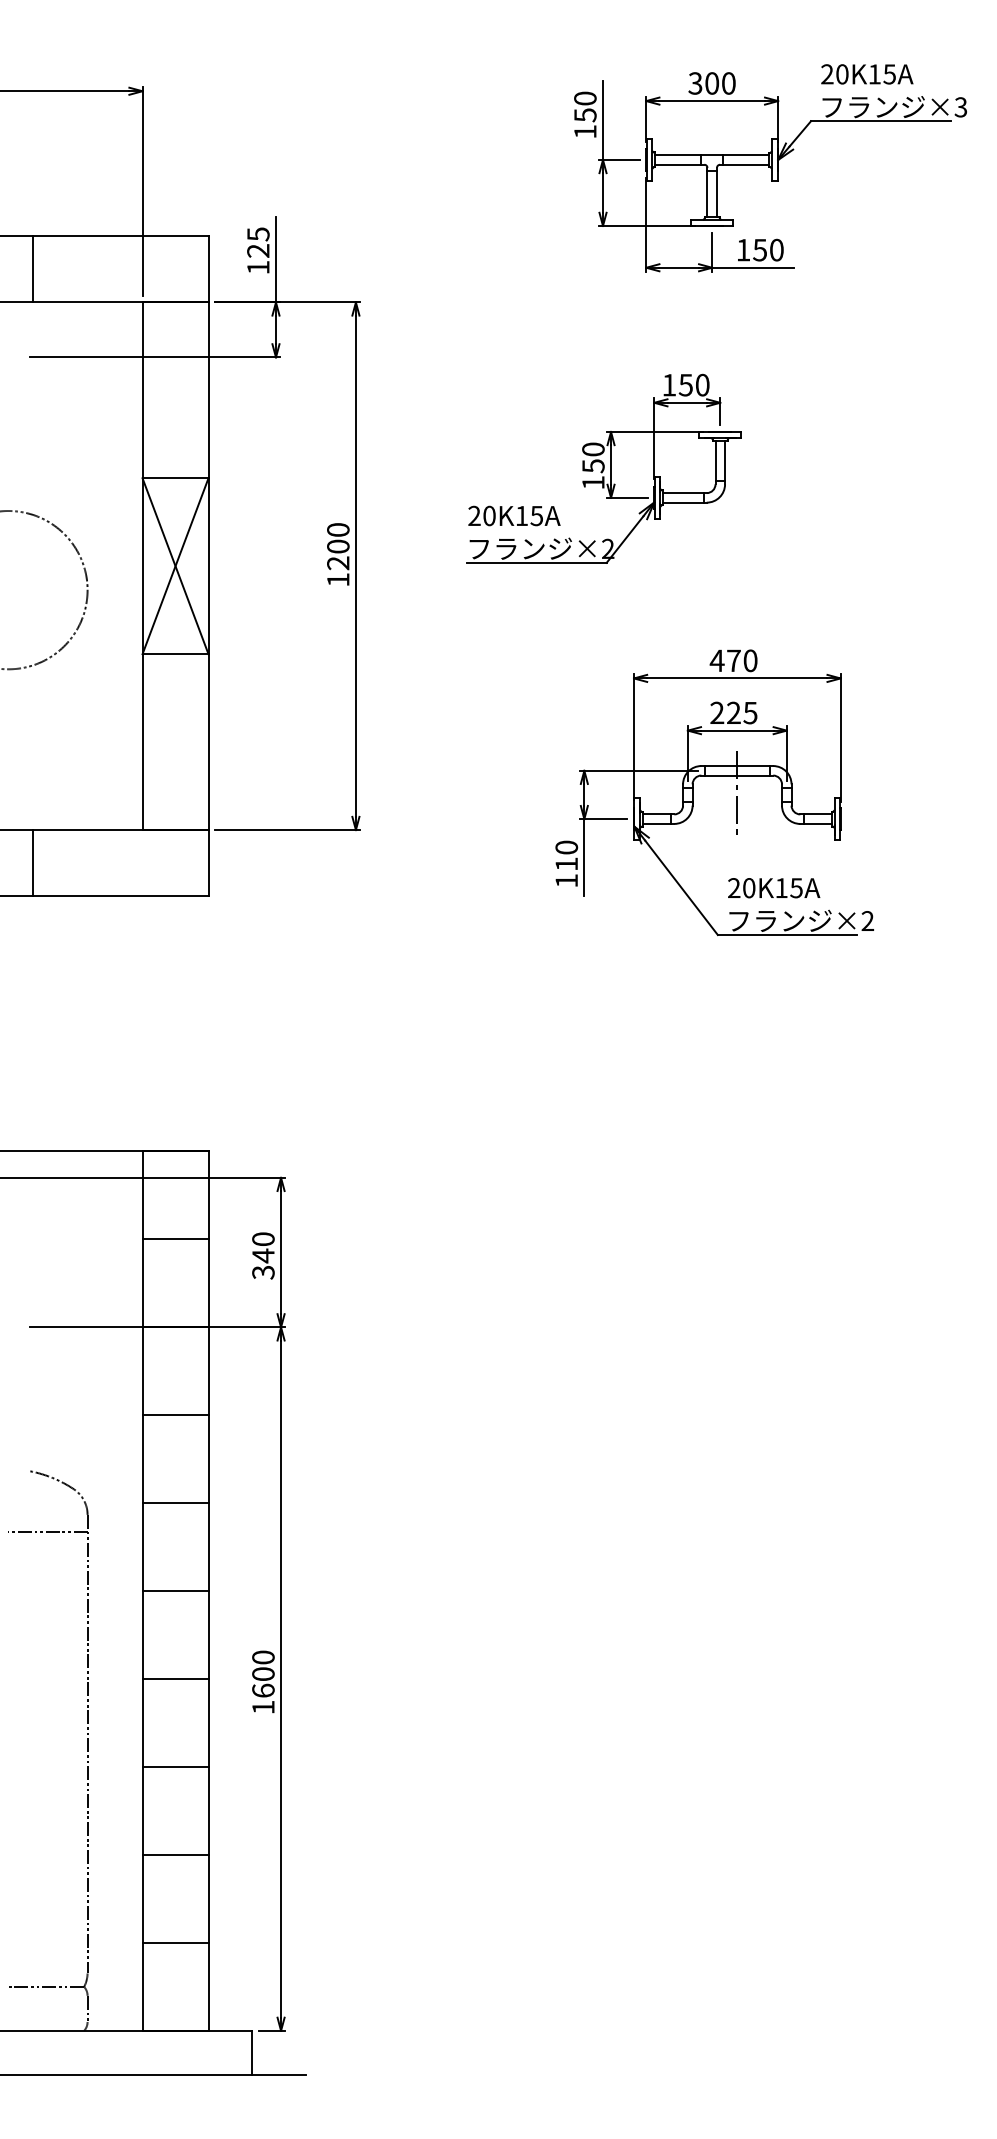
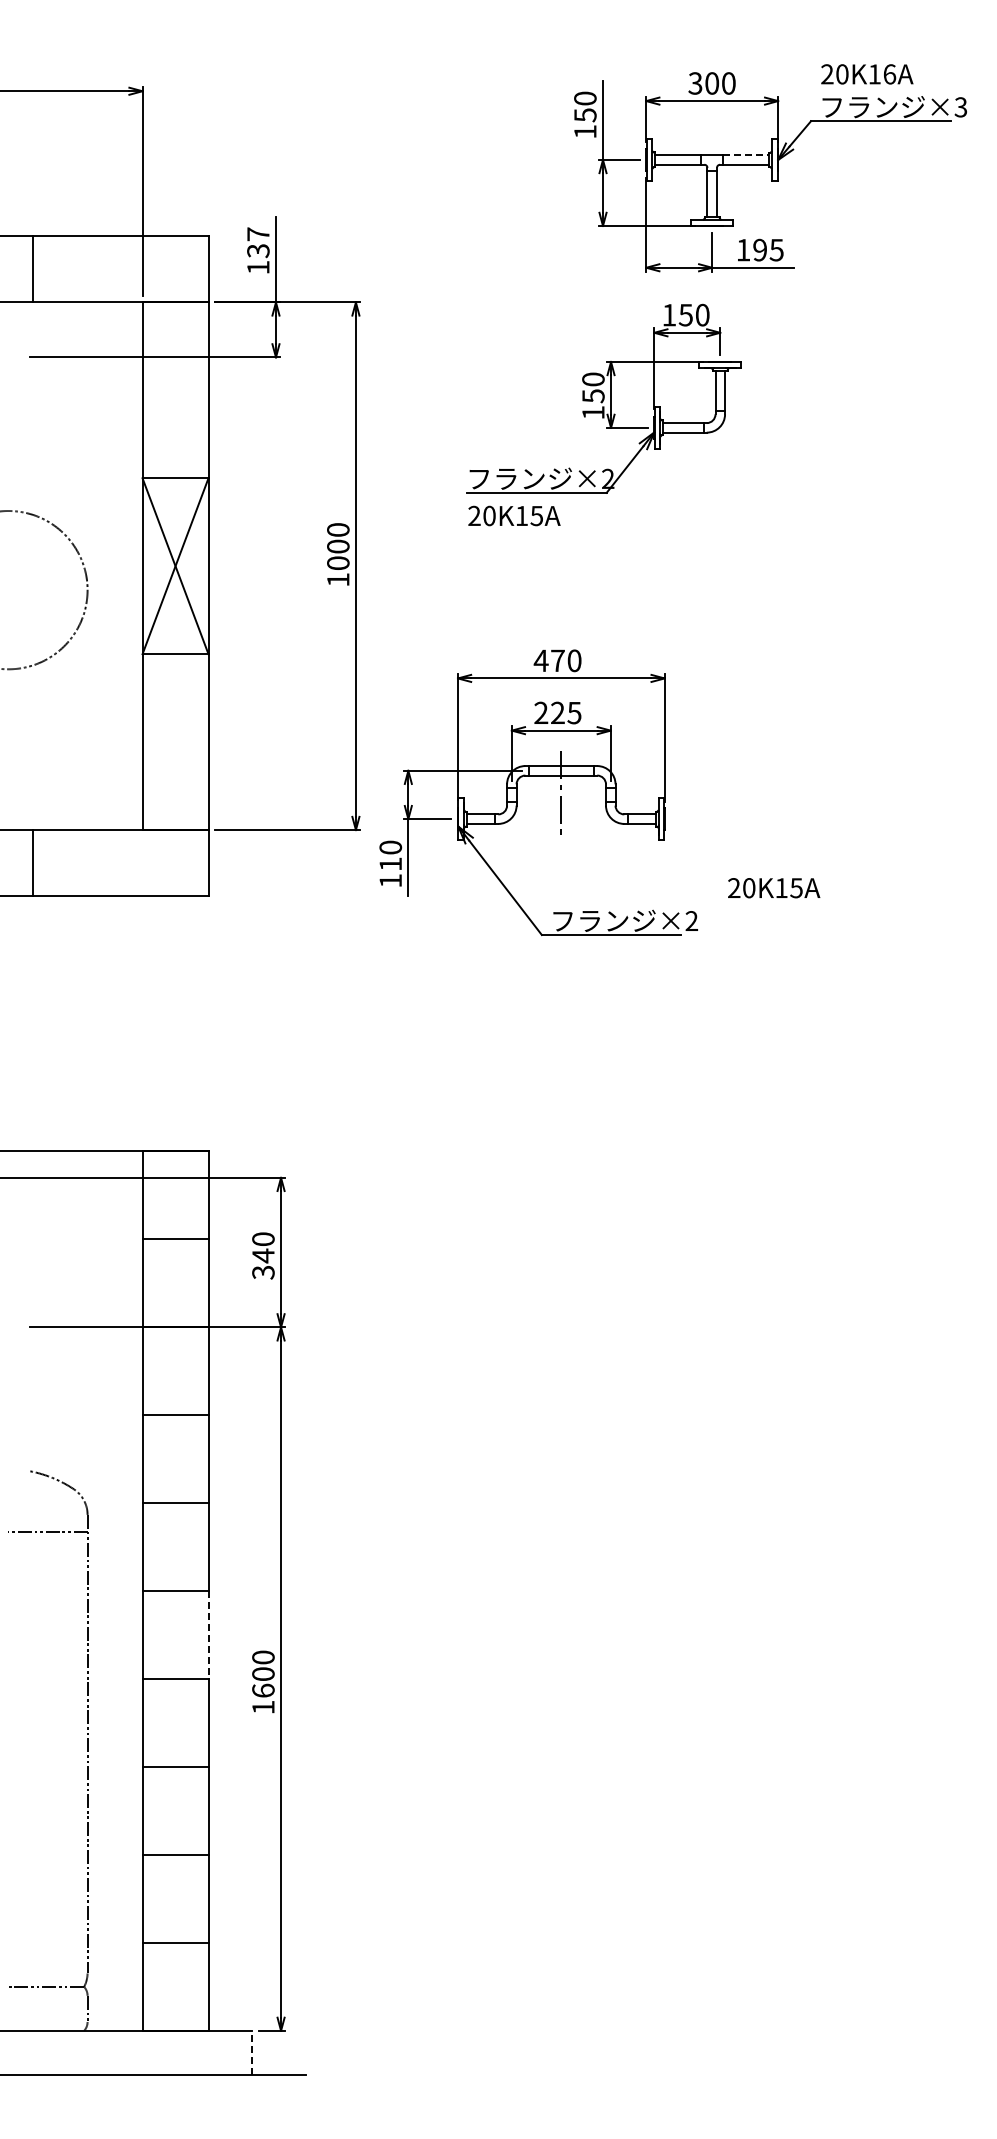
text: 20K15A -> 20K16A (889, 74)
line: solid -> dashed (746, 155)
text: 125 -> 137 (258, 242)
text: 150 -> 195 (768, 249)
part position: (603, 468) -> (603, 398) (603, 398)
text: 1200 -> 1000 (338, 563)
part position: (714, 776) -> (538, 776) (538, 776)
line: solid -> dashed (208, 1635)
line: solid -> dashed (252, 2052)
